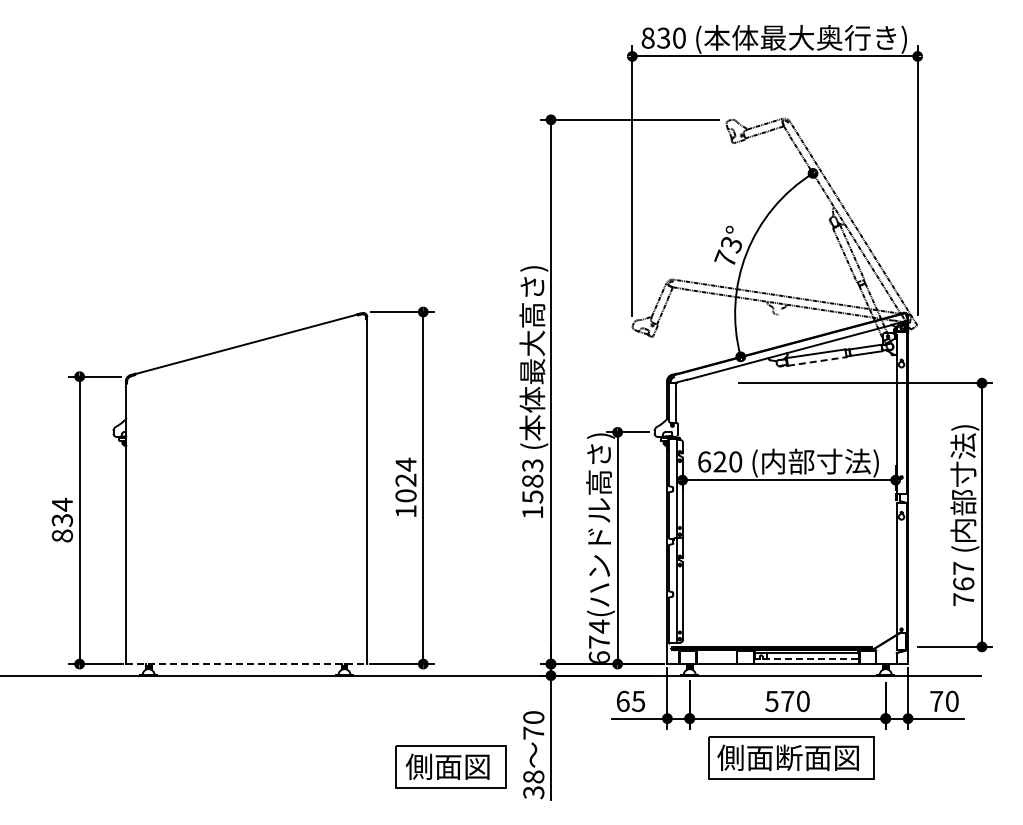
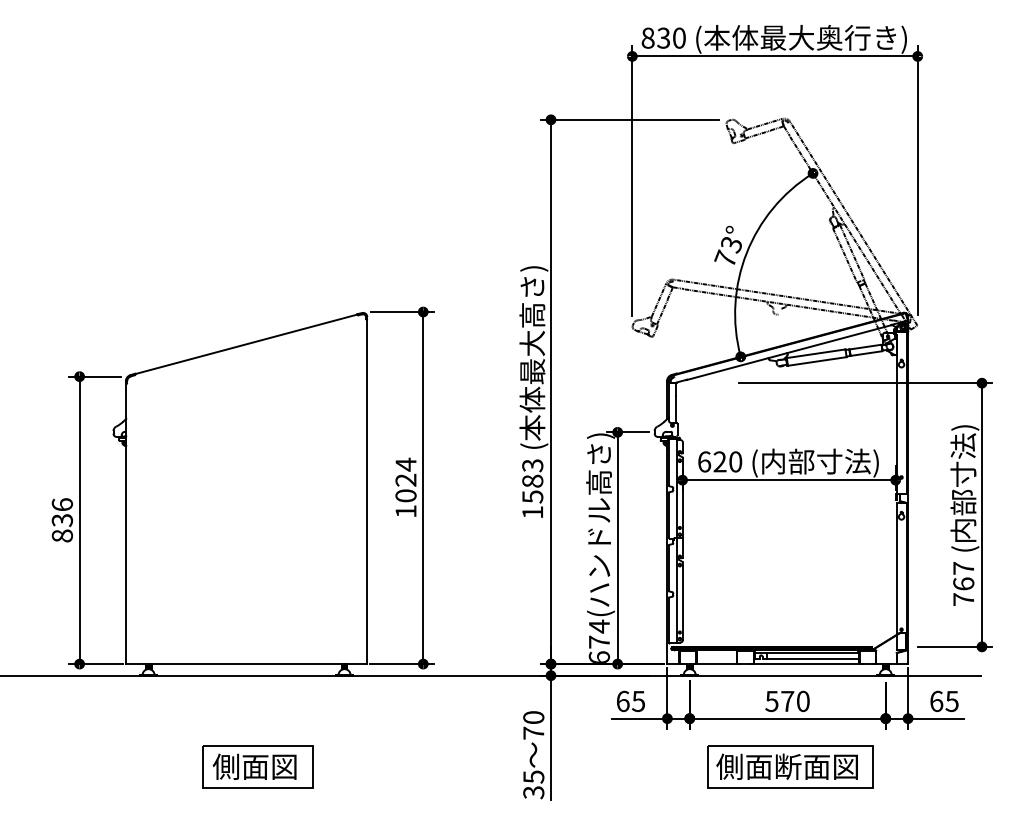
line: dashed -> solid (817, 361)
text: 834 -> 836 (62, 504)
line: dashed -> solid (811, 659)
line: dashed -> solid (247, 664)
text: 70 -> 65 (944, 701)
part position: (791, 757) -> (790, 766) (790, 766)
part position: (450, 766) -> (257, 766) (257, 766)
text: 38 -> 35 (533, 776)
